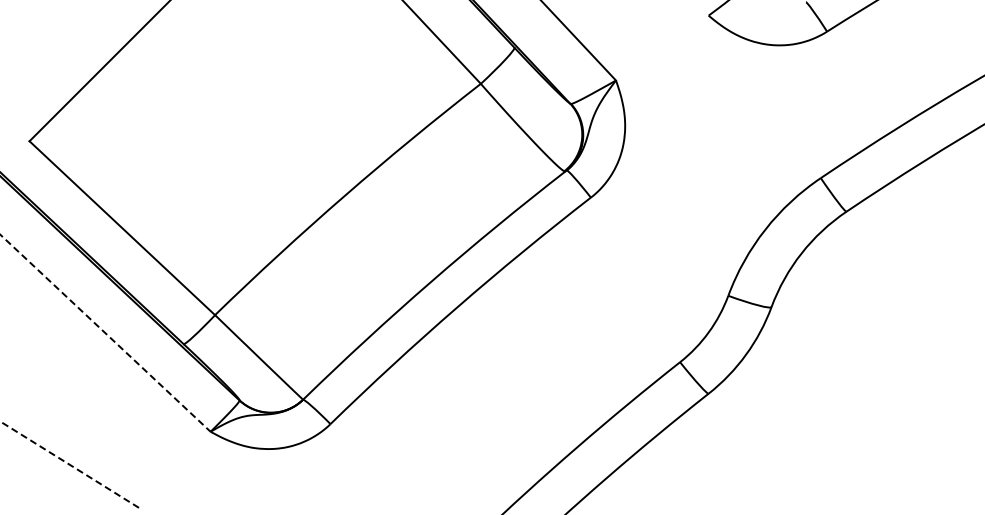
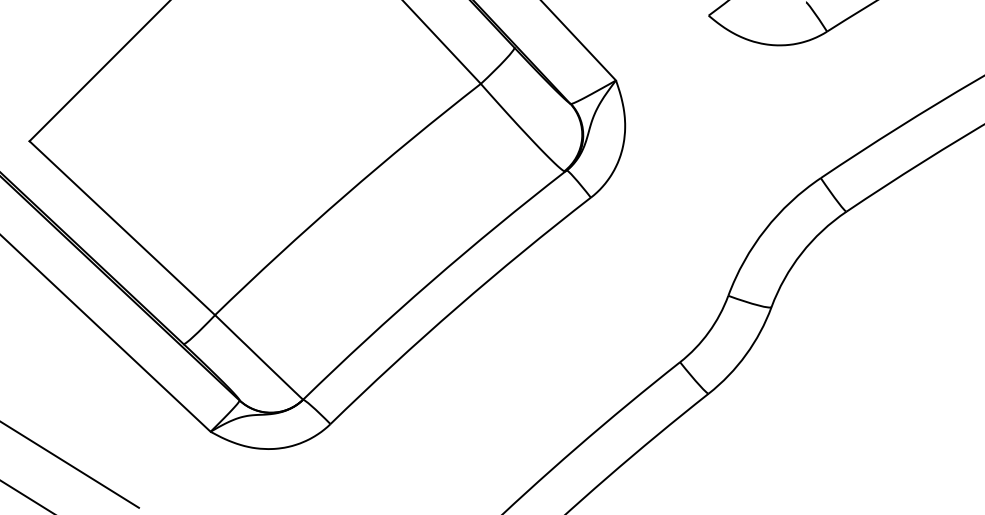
line: dashed -> solid (105, 333)
line: dashed -> solid (69, 464)
line: none -> present (26, 496)
